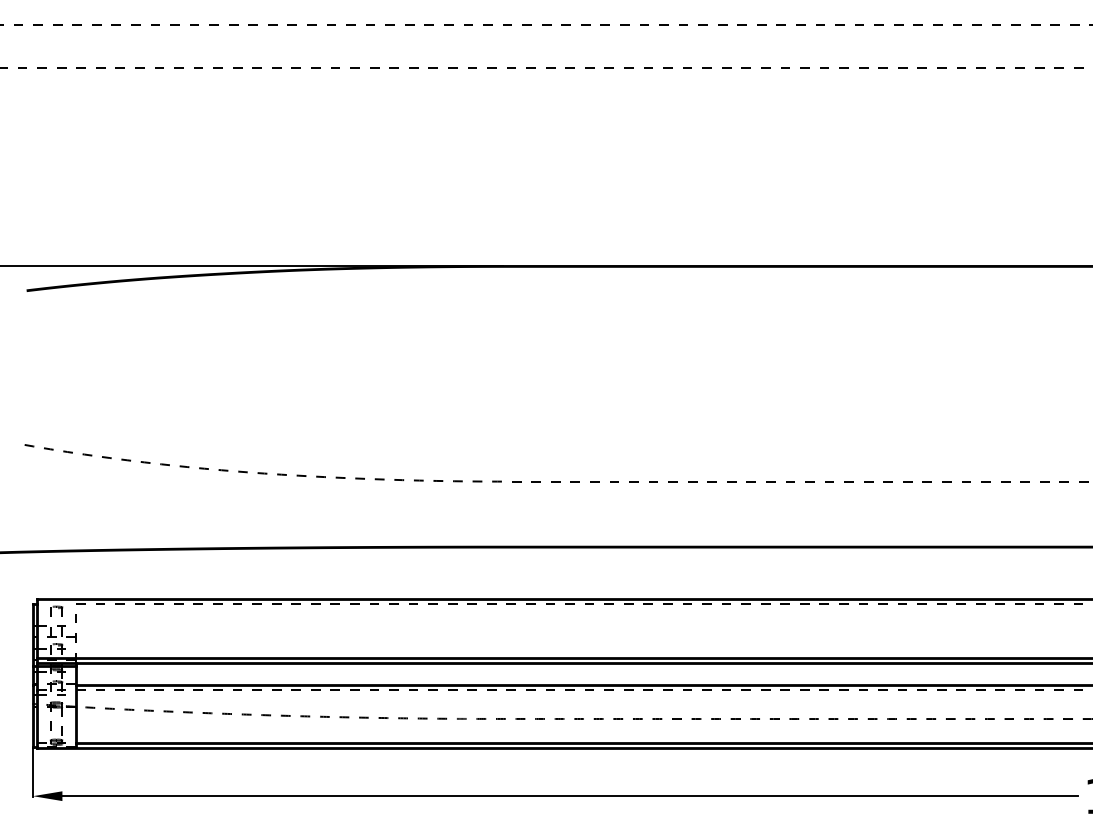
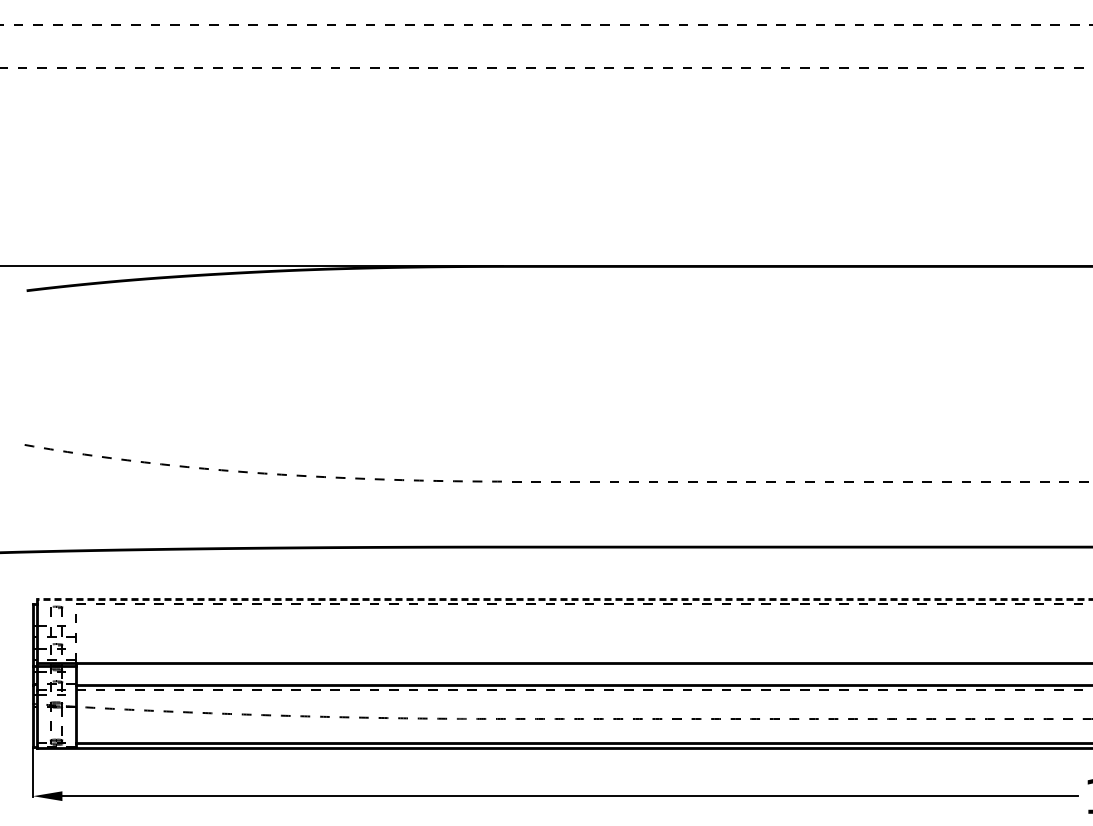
line: solid -> dashed (564, 599)
line: present -> none (562, 657)
